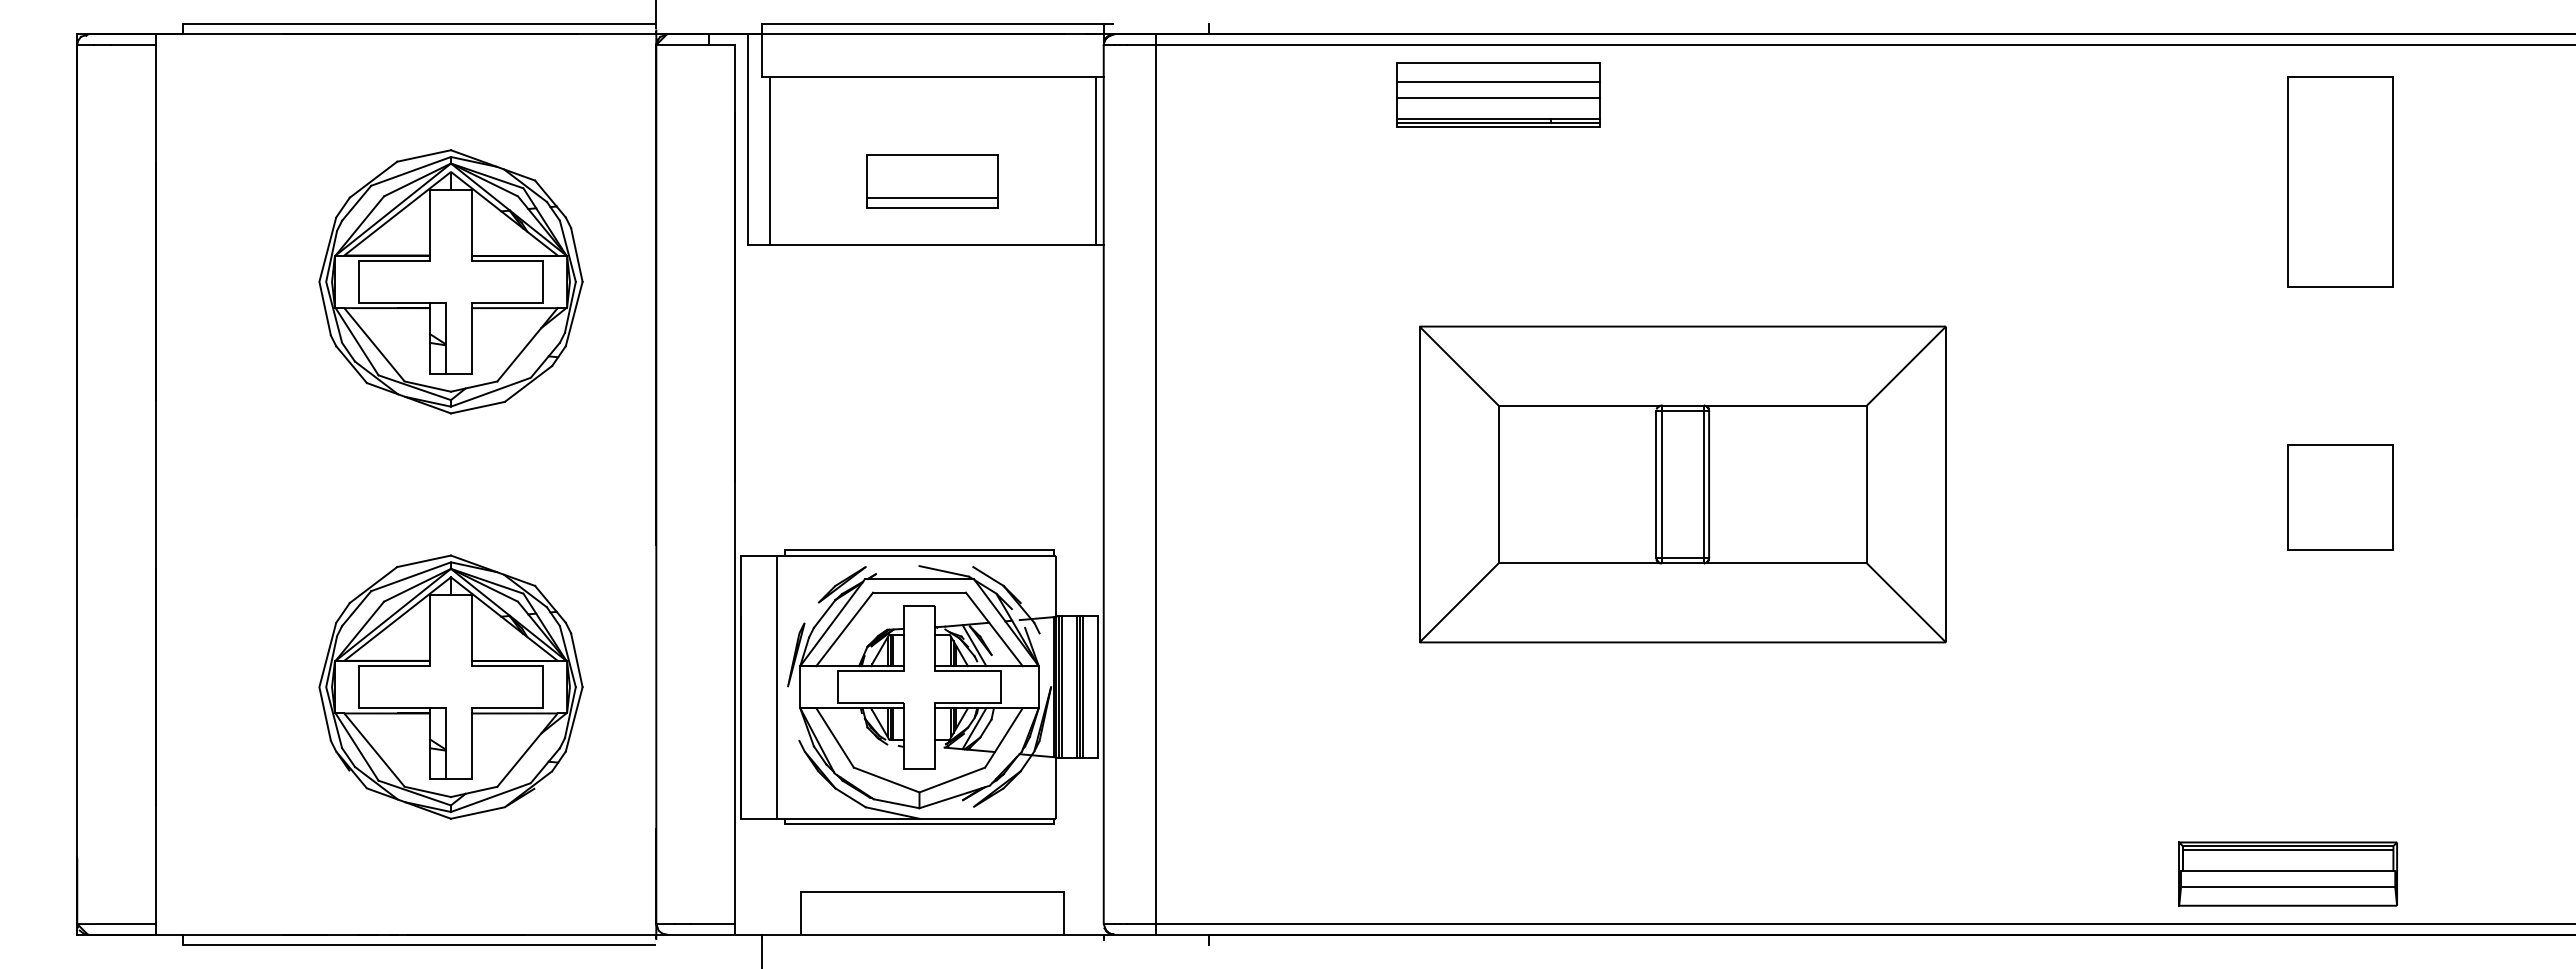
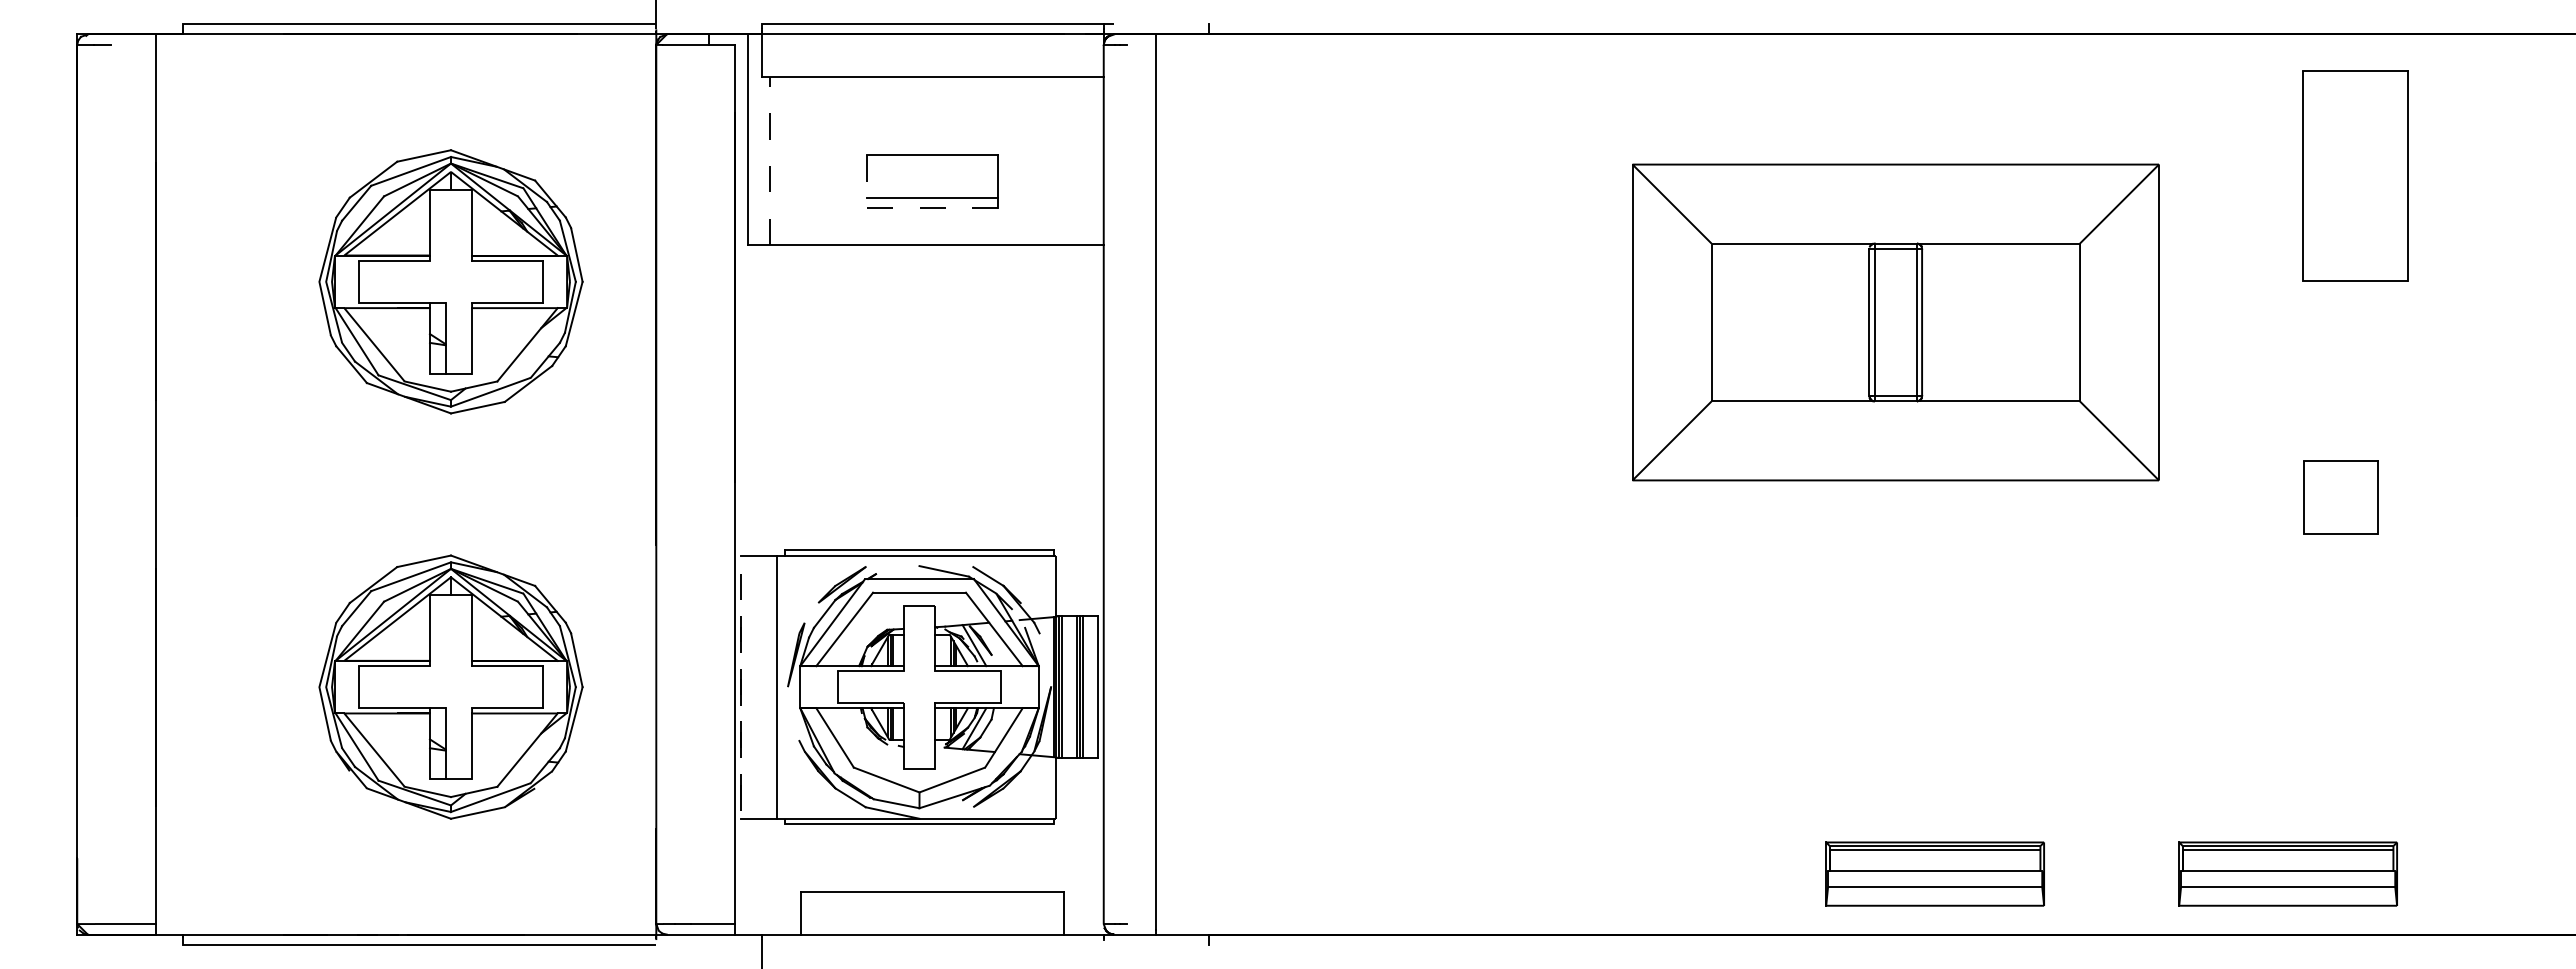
line: present -> none (133, 44)
line: present -> none (1849, 44)
part: present -> none (1498, 94)
line: solid -> dashed (769, 160)
line: present -> none (1095, 160)
part position: (2340, 181) -> (2355, 175) (2355, 175)
line: solid -> dashed (905, 208)
part position: (1682, 484) -> (1895, 322) (1895, 322)
part size: 107x107 px -> 76x75 px (2340, 497)
line: solid -> dashed (740, 788)
part: none -> present (1934, 873)
line: present -> none (1849, 924)
